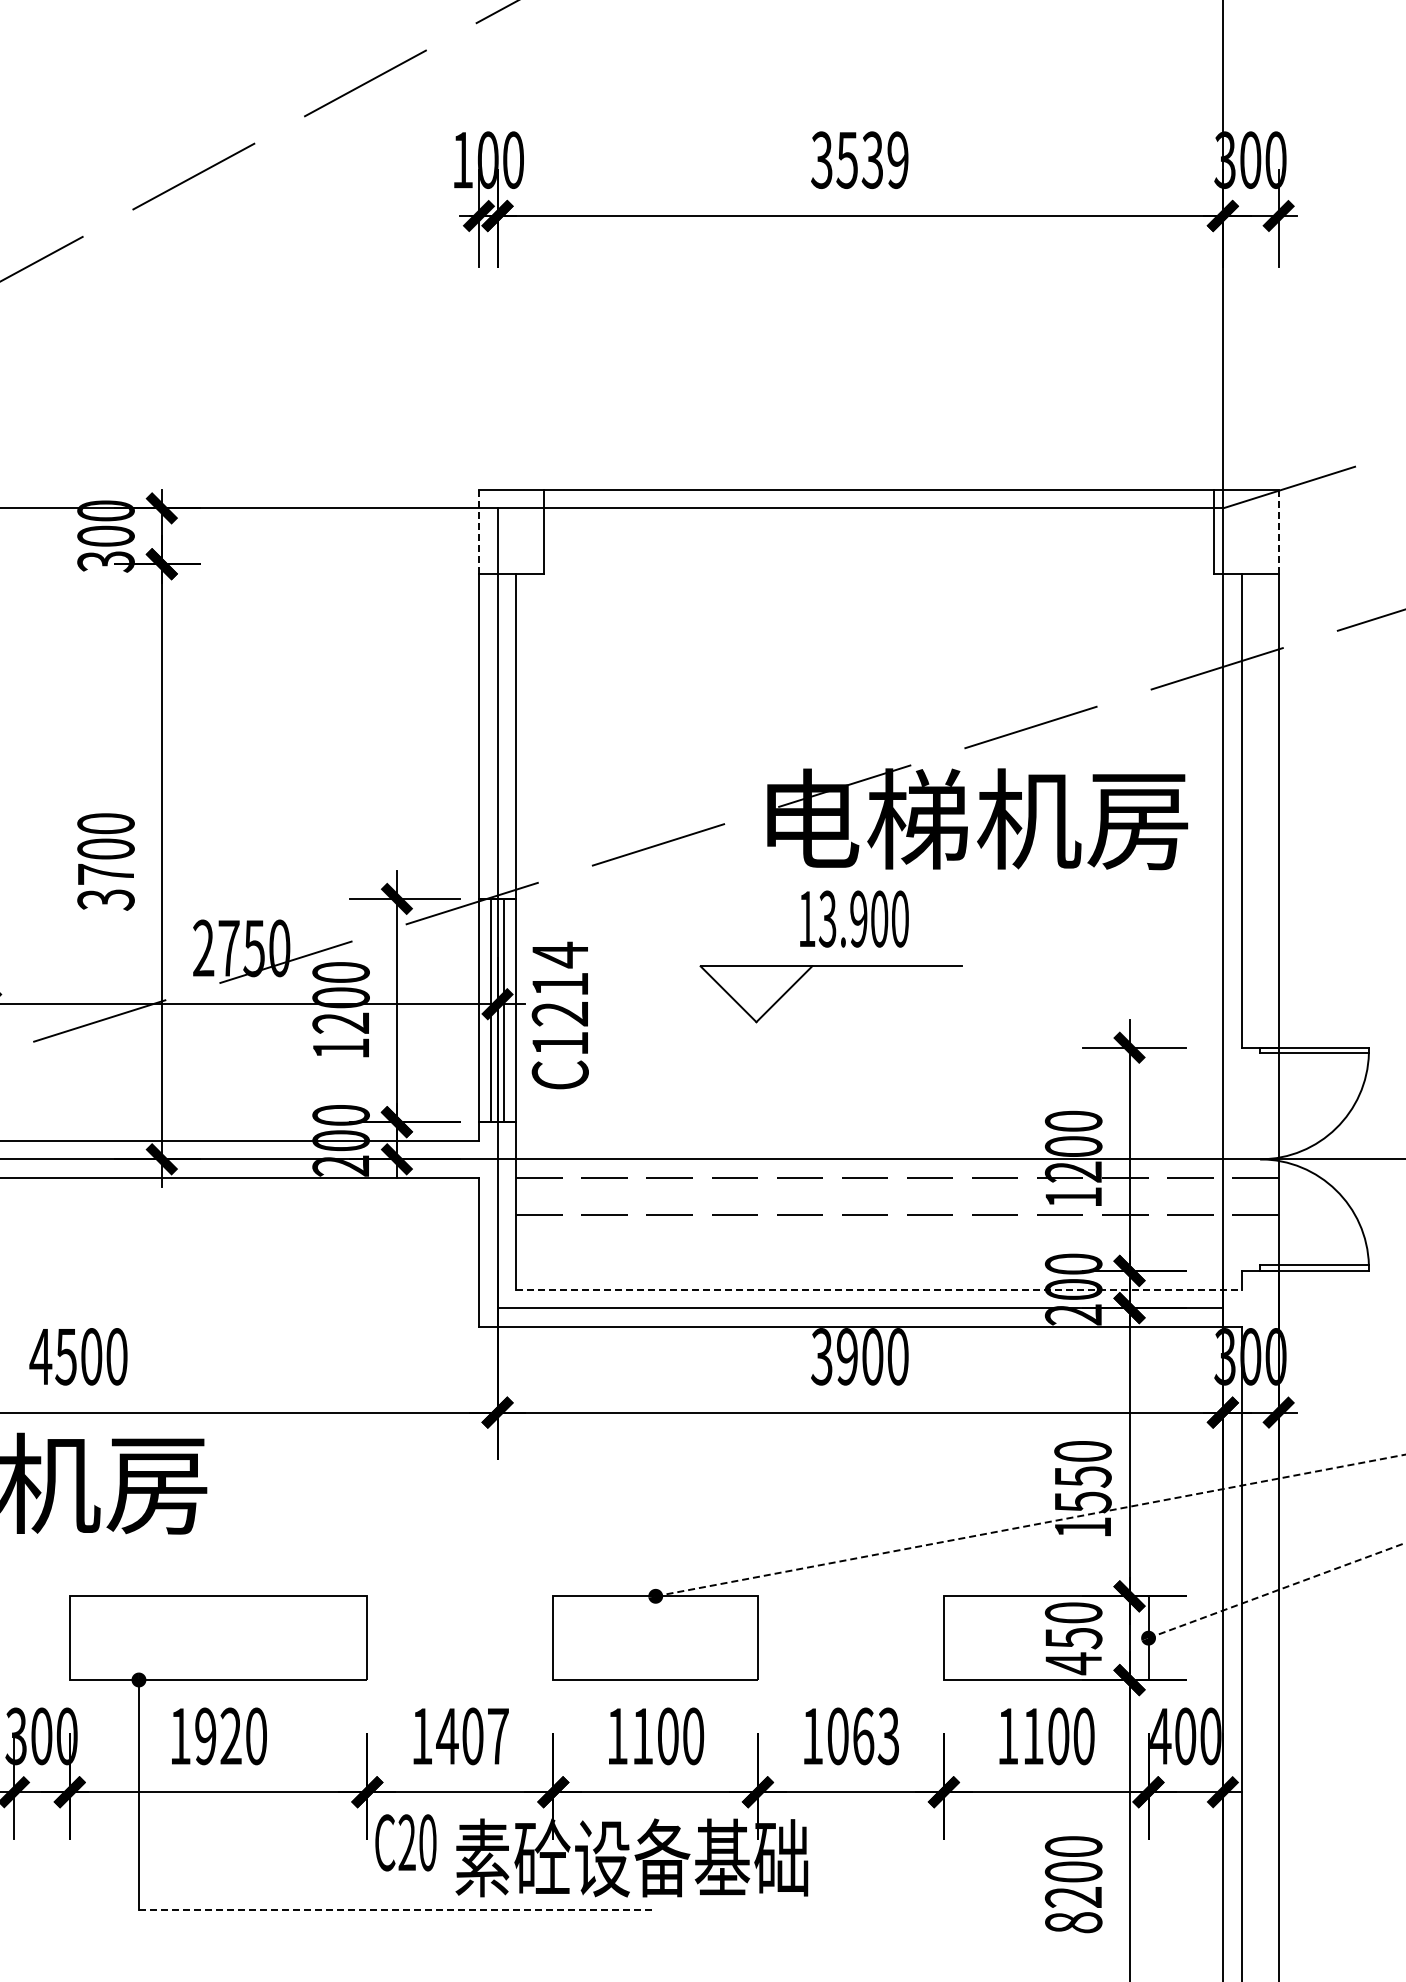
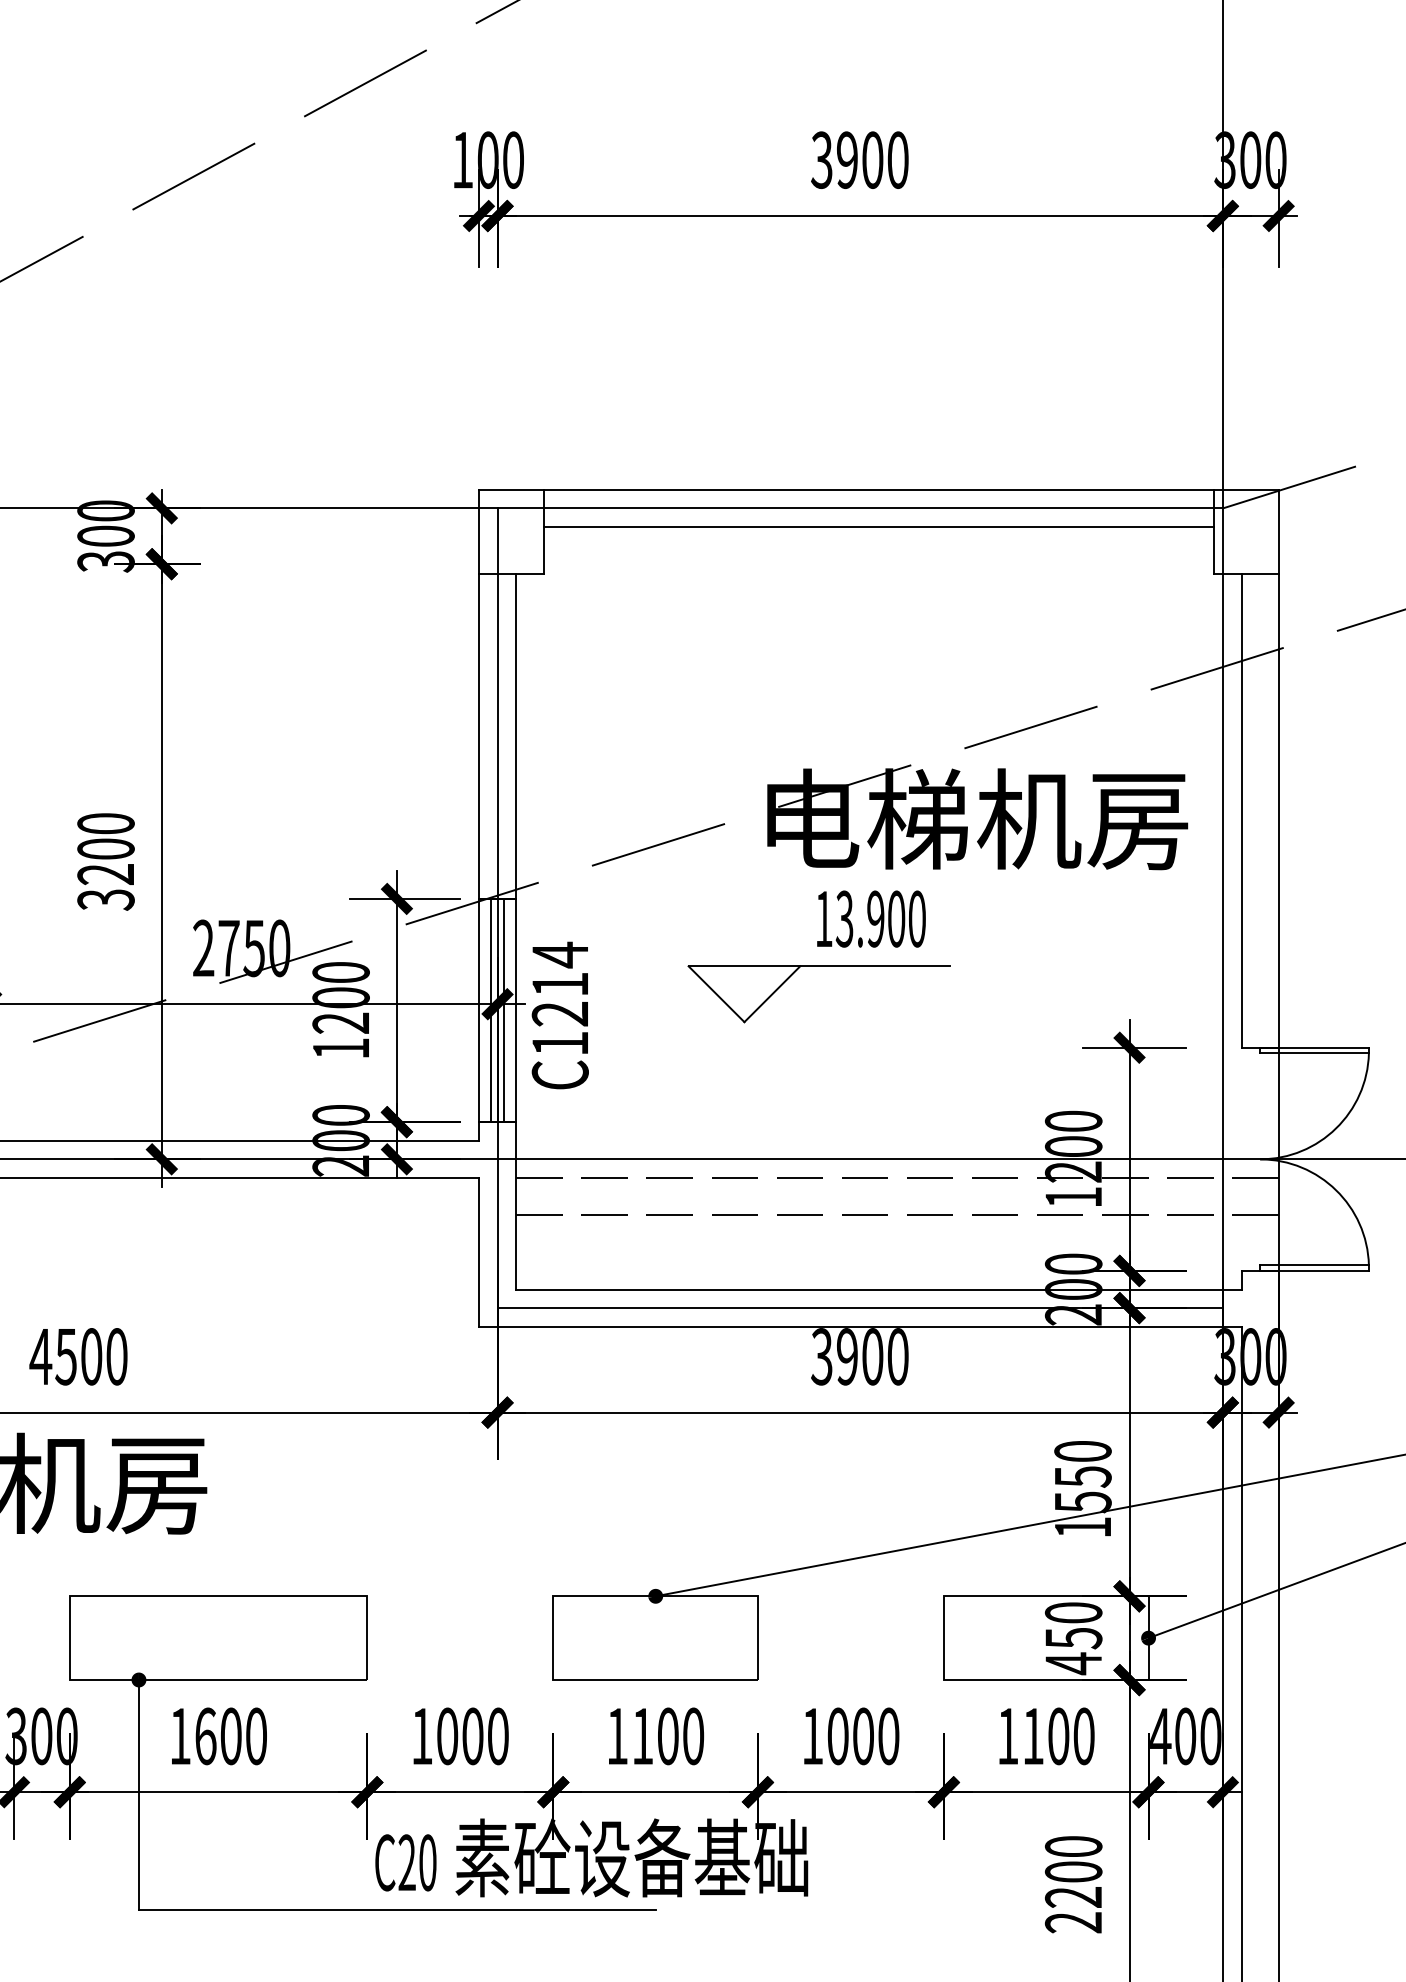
text: 3539 -> 3900 (872, 160)
line: none -> present (878, 527)
line: dashed -> solid (479, 531)
line: dashed -> solid (1278, 531)
text: 3700 -> 3200 (105, 874)
text position: (854, 918) -> (871, 918) (871, 918)
part position: (830, 966) -> (818, 966) (818, 966)
line: dashed -> solid (878, 1289)
line: dashed -> solid (1030, 1525)
line: dashed -> solid (1276, 1590)
text: 1920 -> 1600 (218, 1736)
text: 1407 -> 1000 (472, 1736)
text: 1063 -> 1000 (876, 1736)
text position: (405, 1842) -> (405, 1862) (405, 1862)
line: dashed -> solid (397, 1910)
text: 8200 -> 2200 (1073, 1922)
